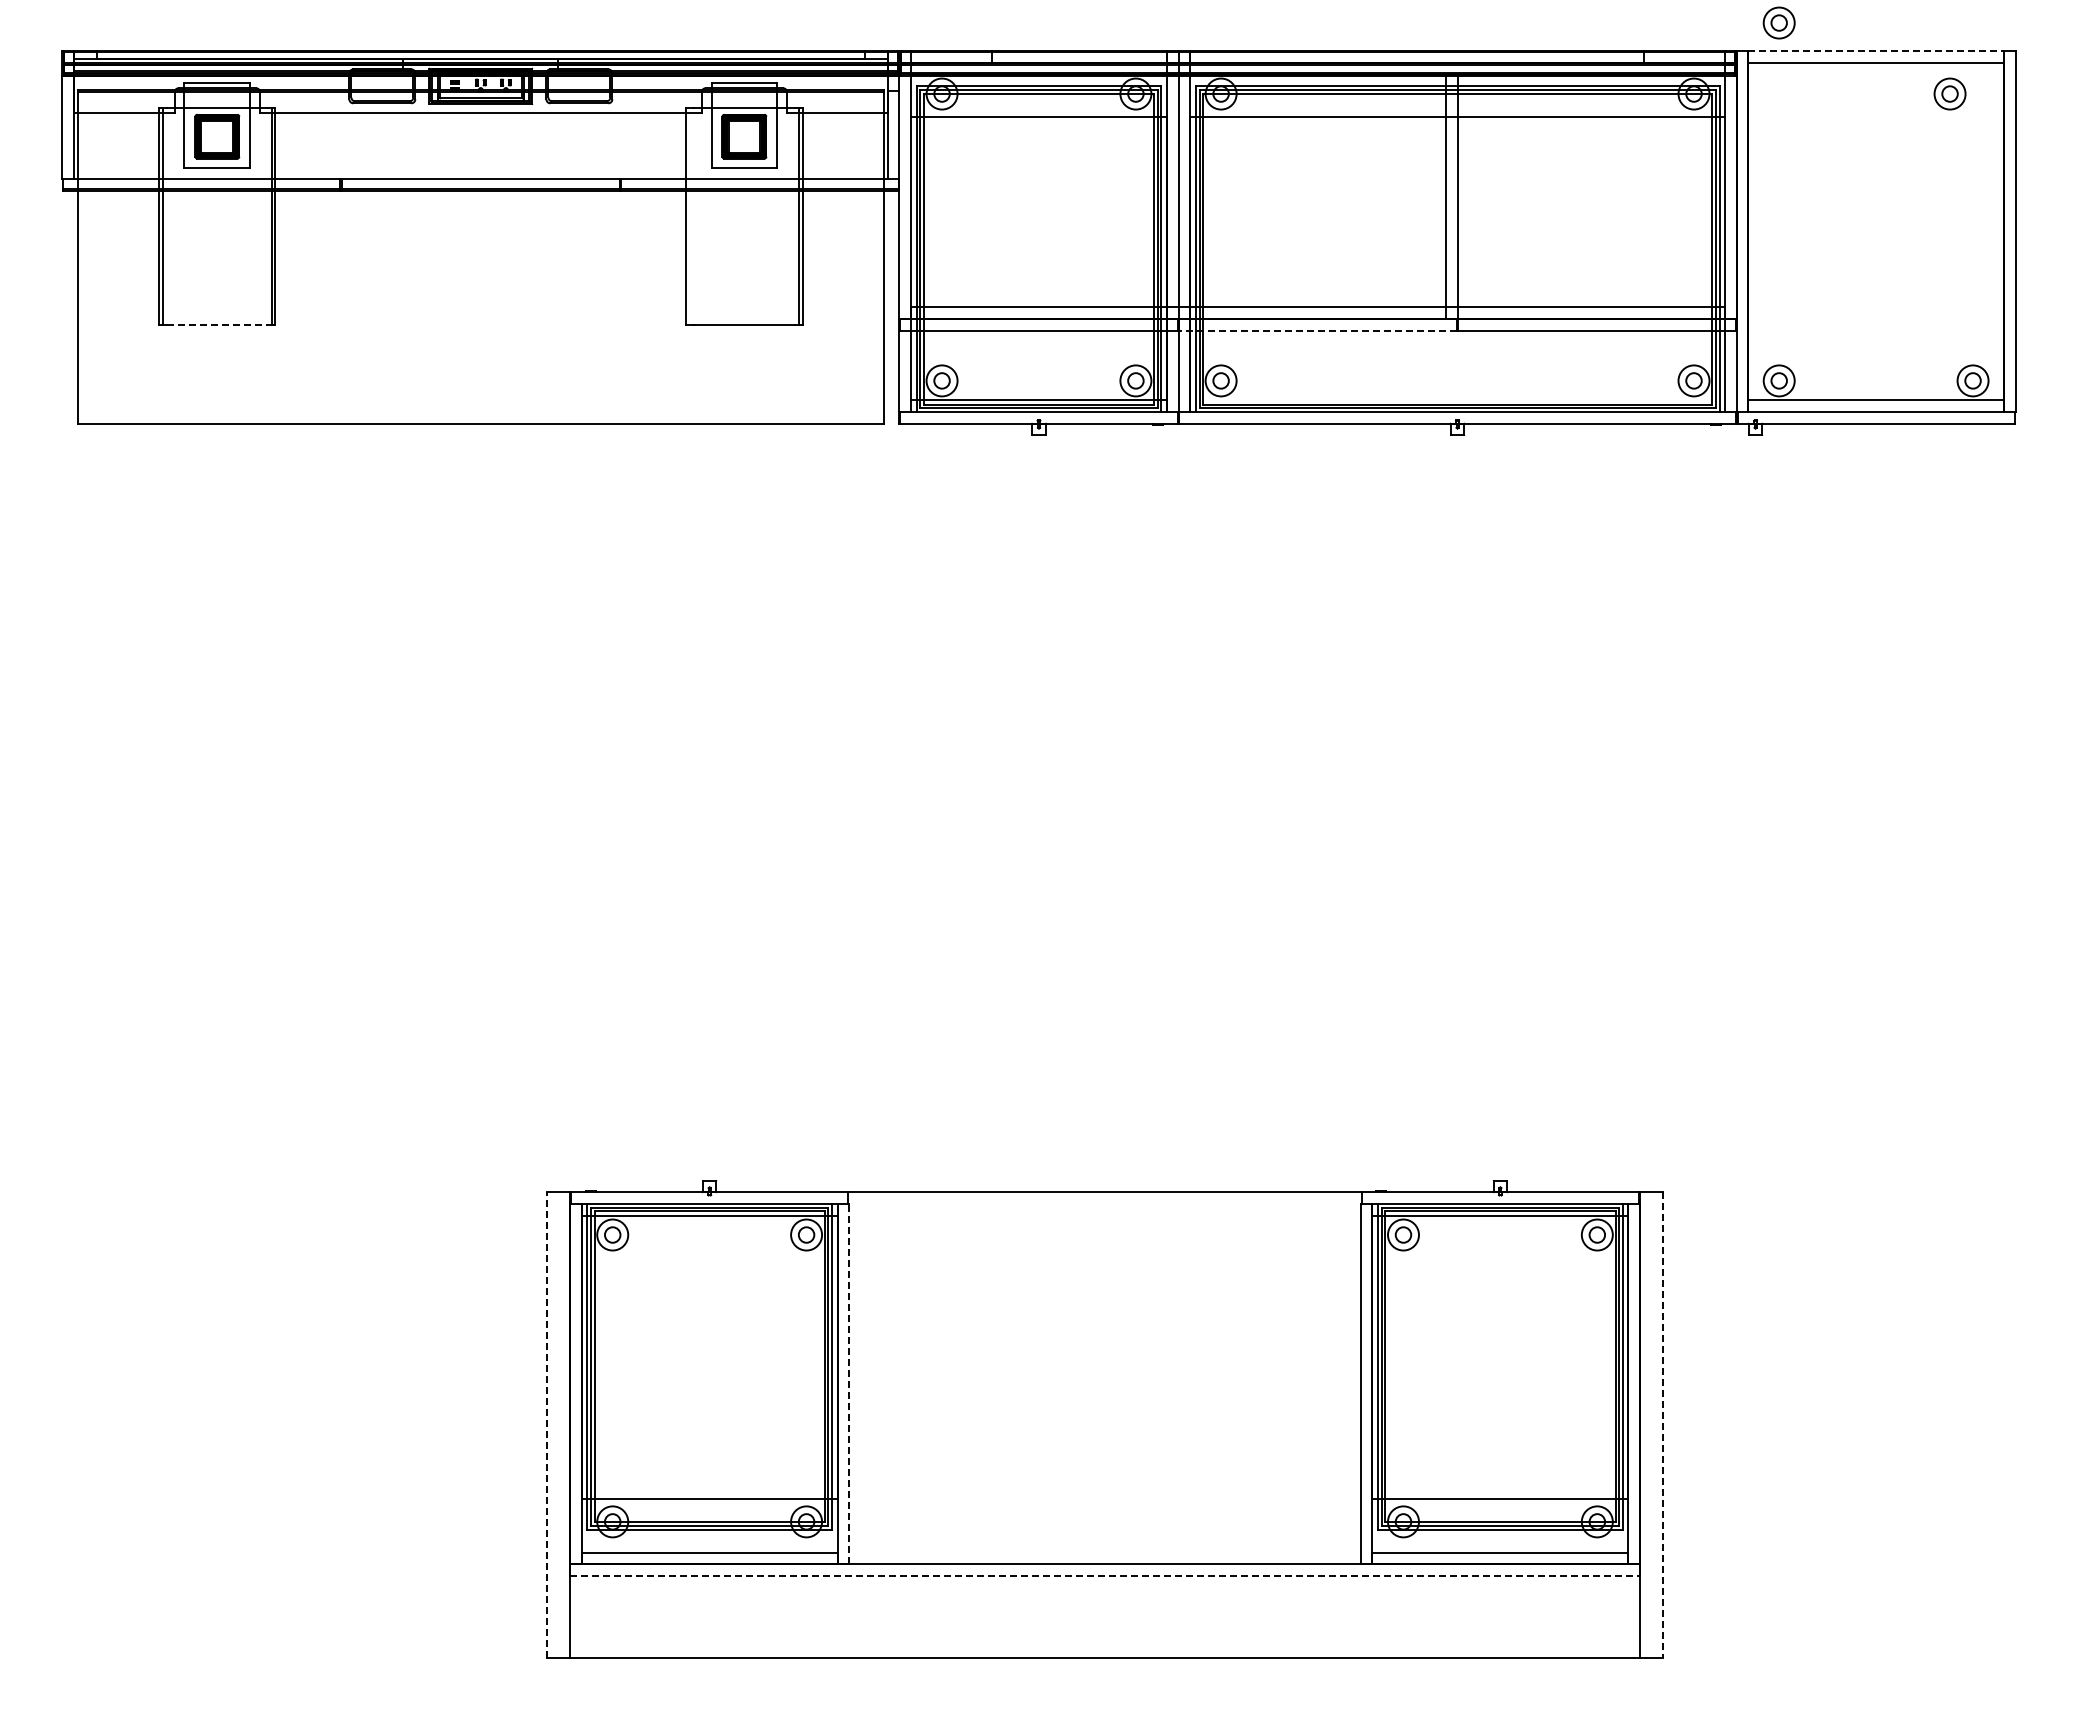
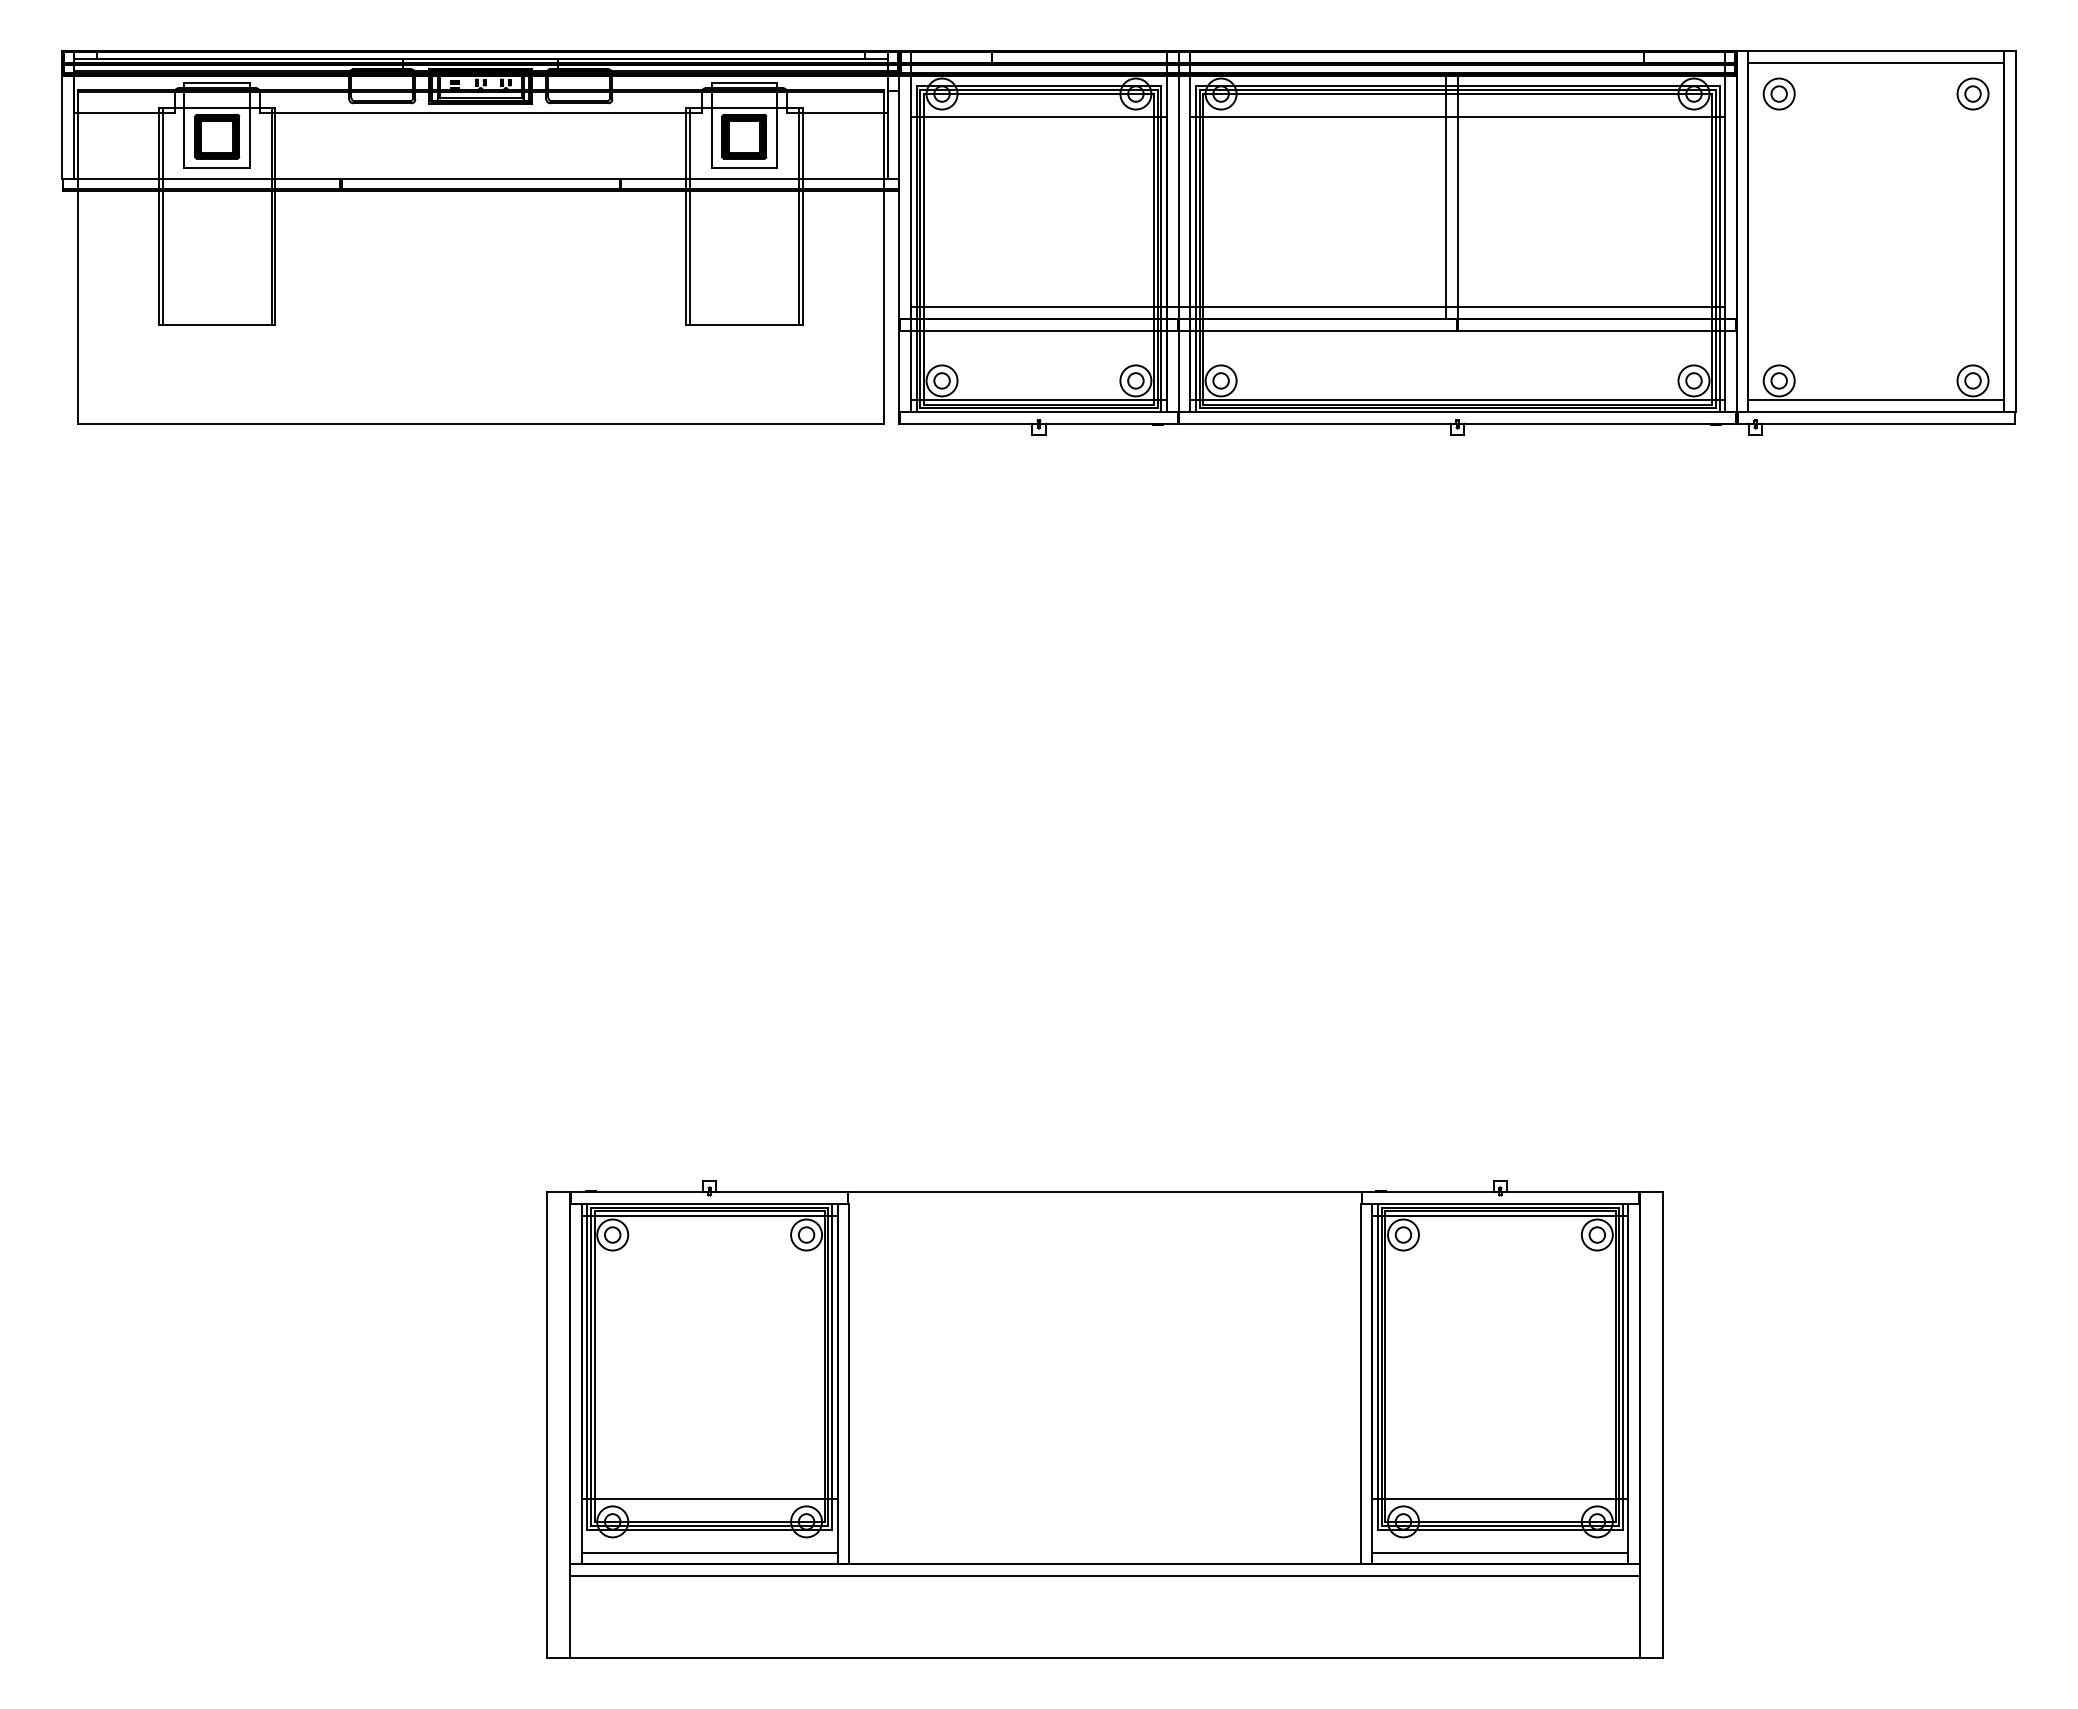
part position: (1778, 22) -> (1778, 93) (1778, 93)
line: dashed -> solid (1876, 51)
part position: (1949, 93) -> (1972, 93) (1972, 93)
line: none -> present (690, 215)
line: dashed -> solid (217, 324)
line: dashed -> solid (1318, 330)
line: none -> present (1457, 400)
line: dashed -> solid (849, 1383)
line: dashed -> solid (546, 1424)
line: dashed -> solid (1663, 1424)
line: dashed -> solid (1105, 1576)
